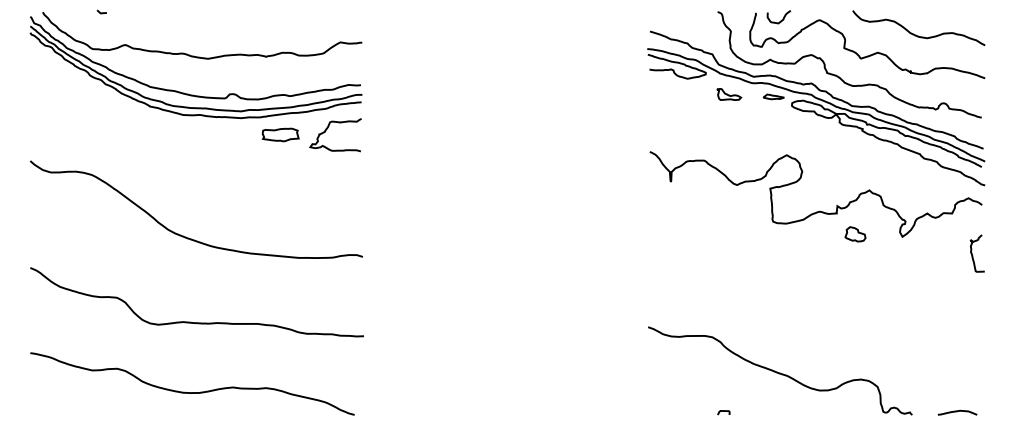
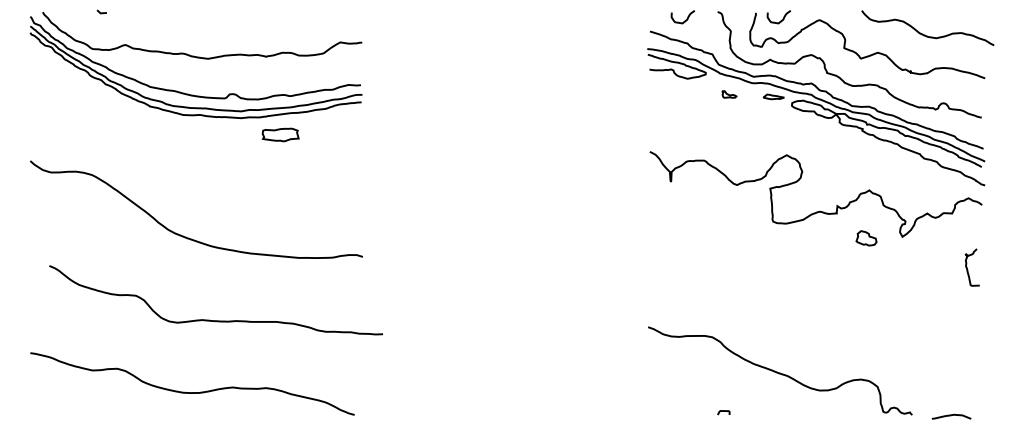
curve: none -> present (685, 19)
curve position: (916, 34) -> (925, 34) (925, 34)
part size: 27x13 px -> 17x9 px (729, 94)
curve: present -> none (328, 128)
part position: (855, 234) -> (866, 238) (866, 238)
curve position: (973, 255) -> (968, 269) (968, 269)
curve position: (190, 321) -> (209, 319) (209, 319)
curve position: (957, 412) -> (951, 416) (951, 416)
